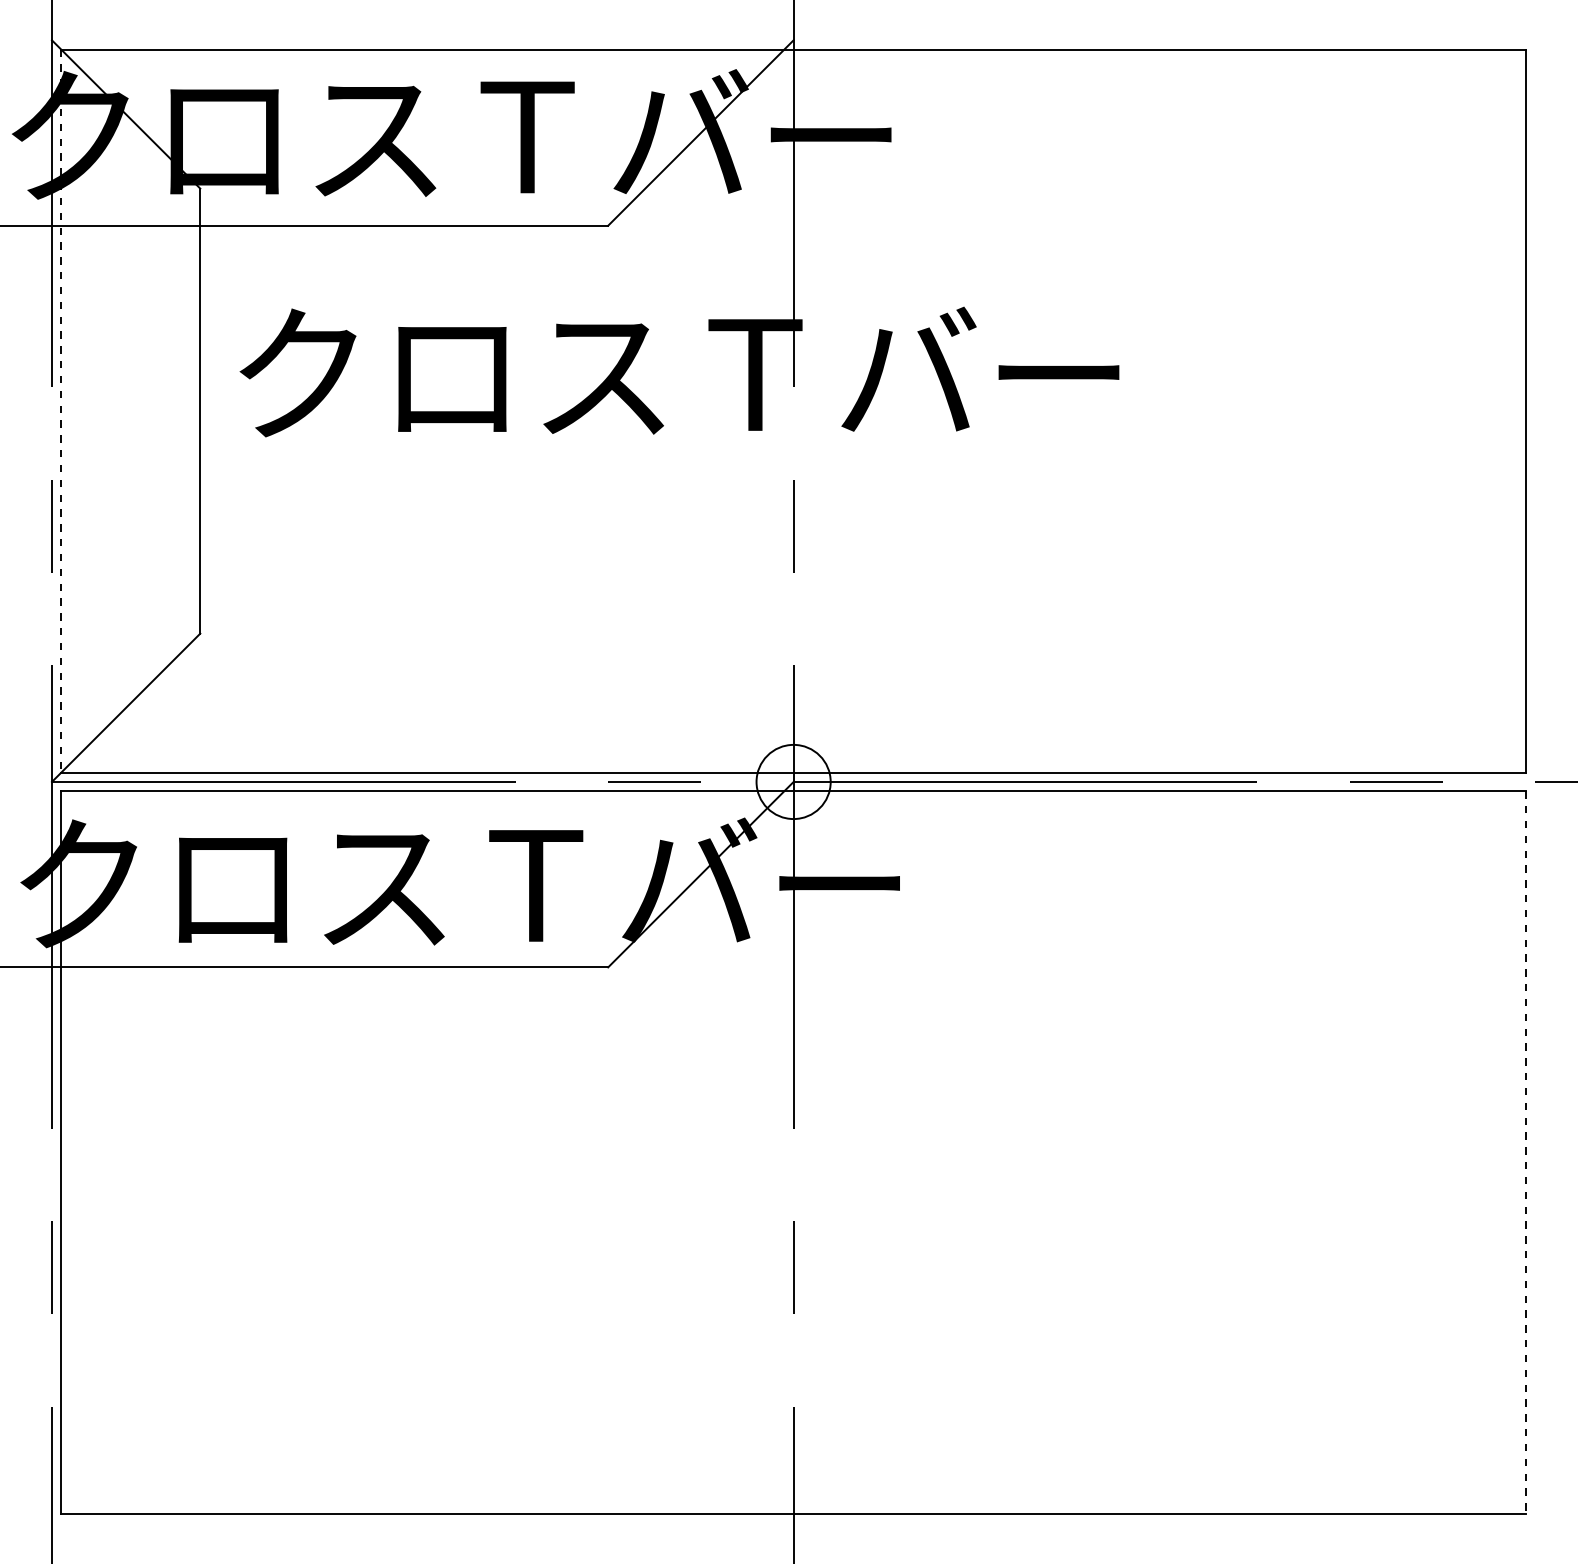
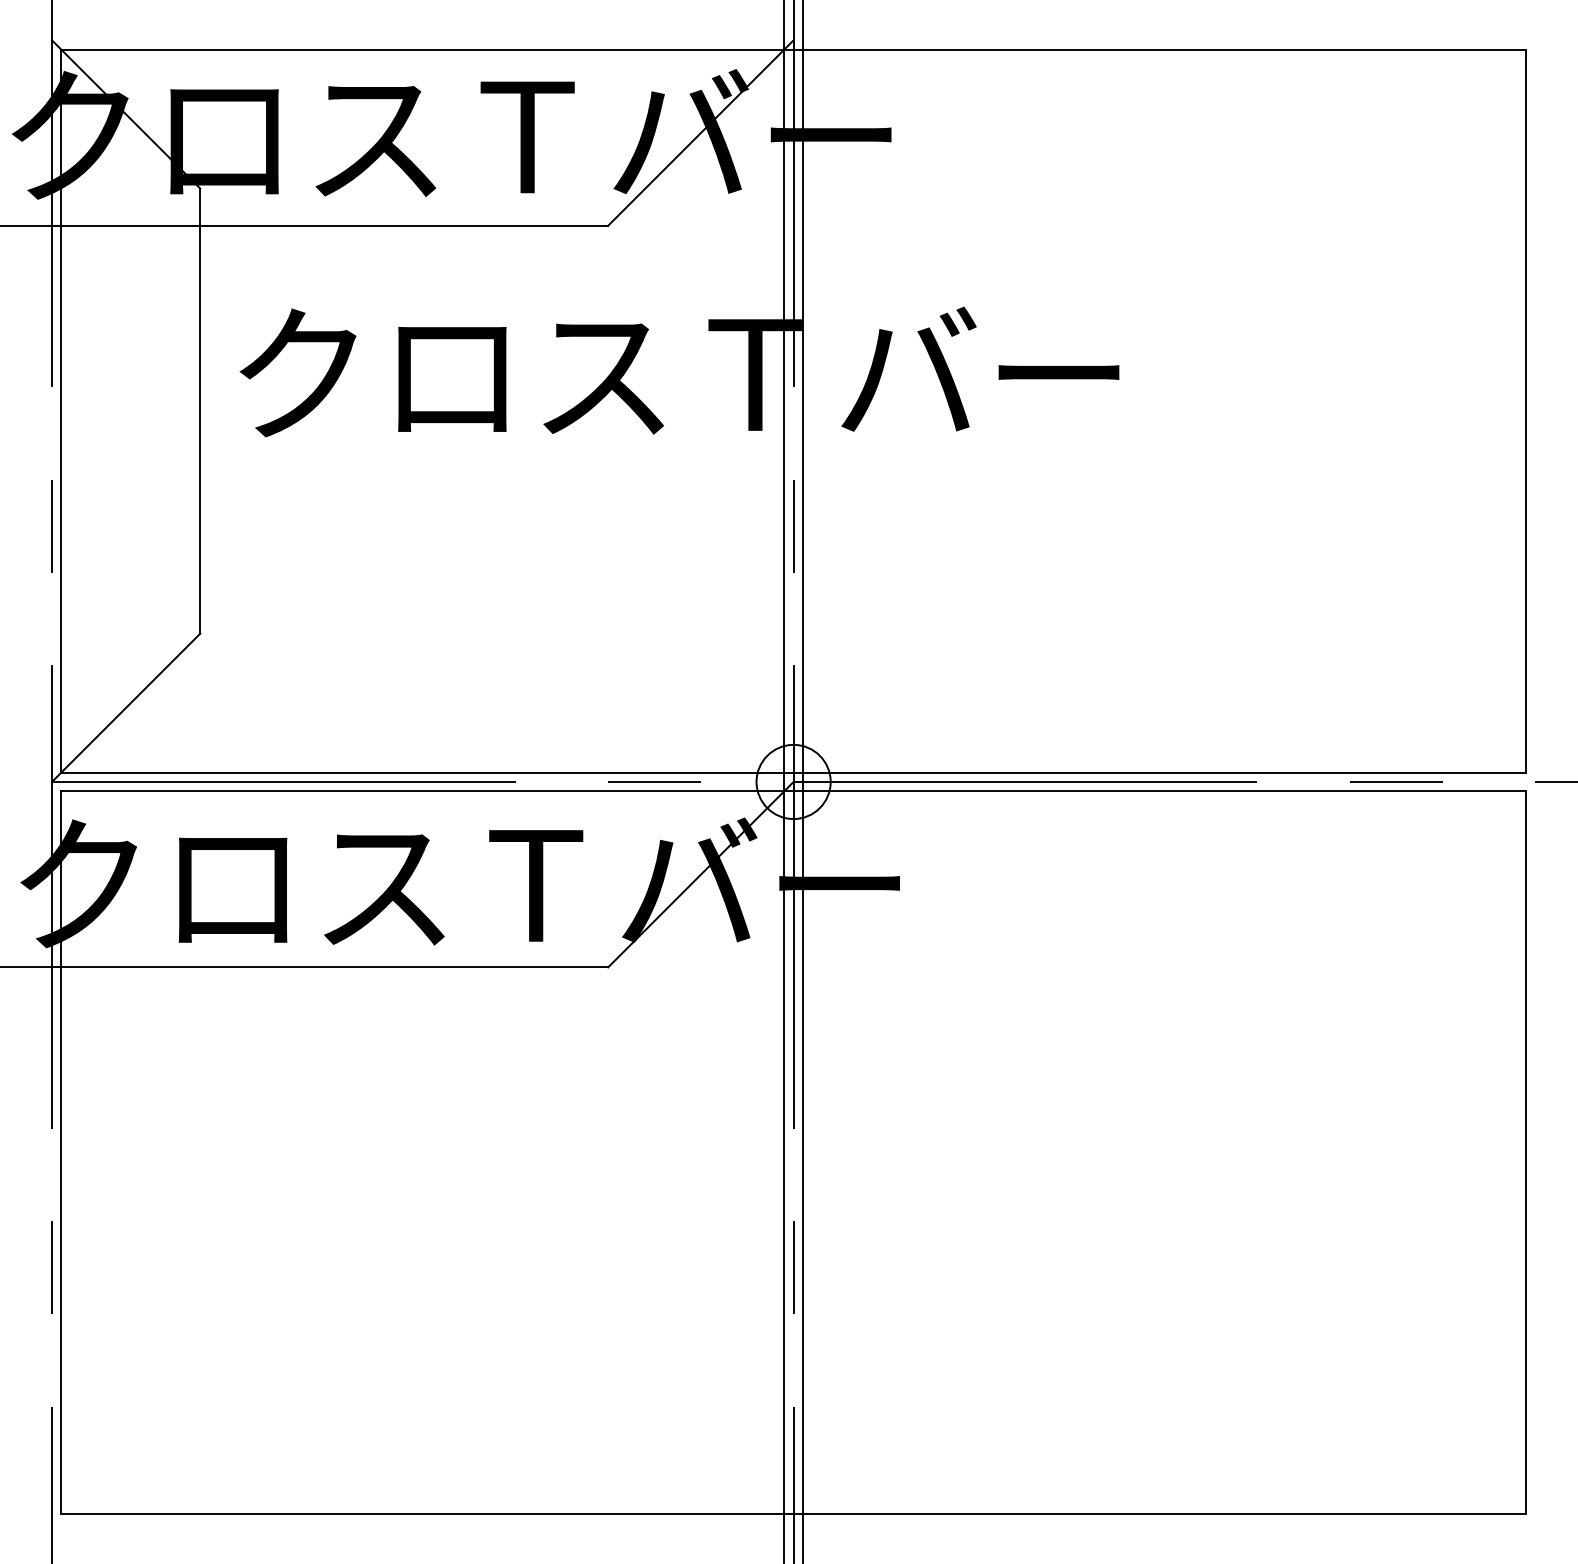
line: dashed -> solid (61, 411)
line: none -> present (784, 781)
line: none -> present (802, 781)
line: dashed -> solid (1526, 1152)
